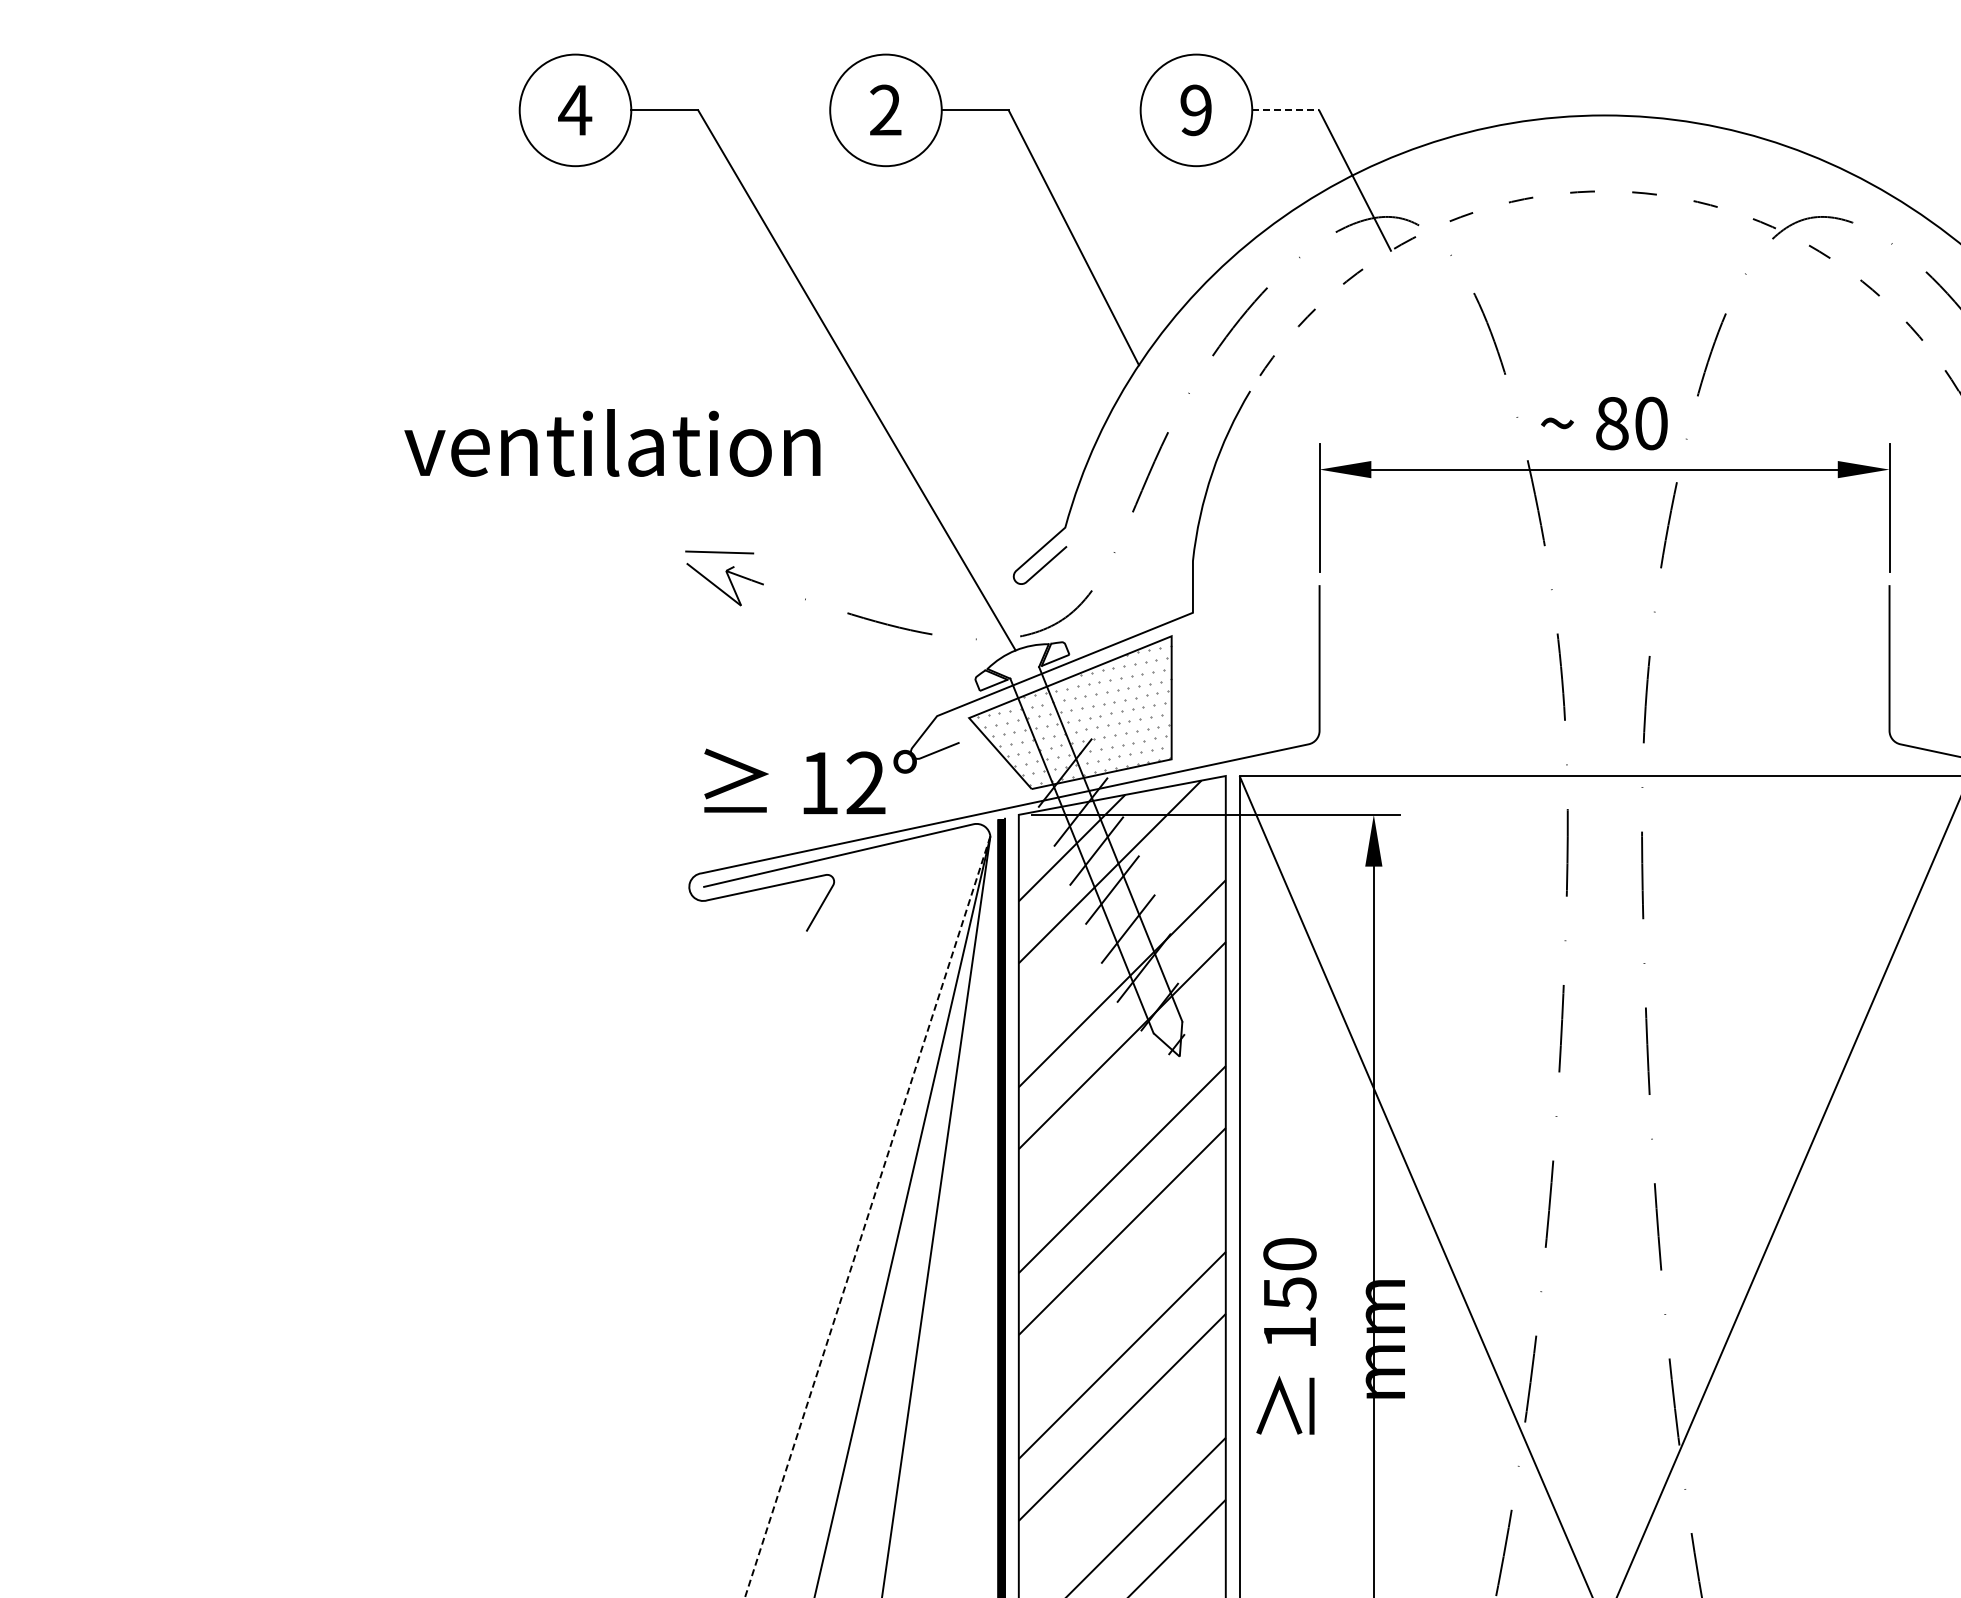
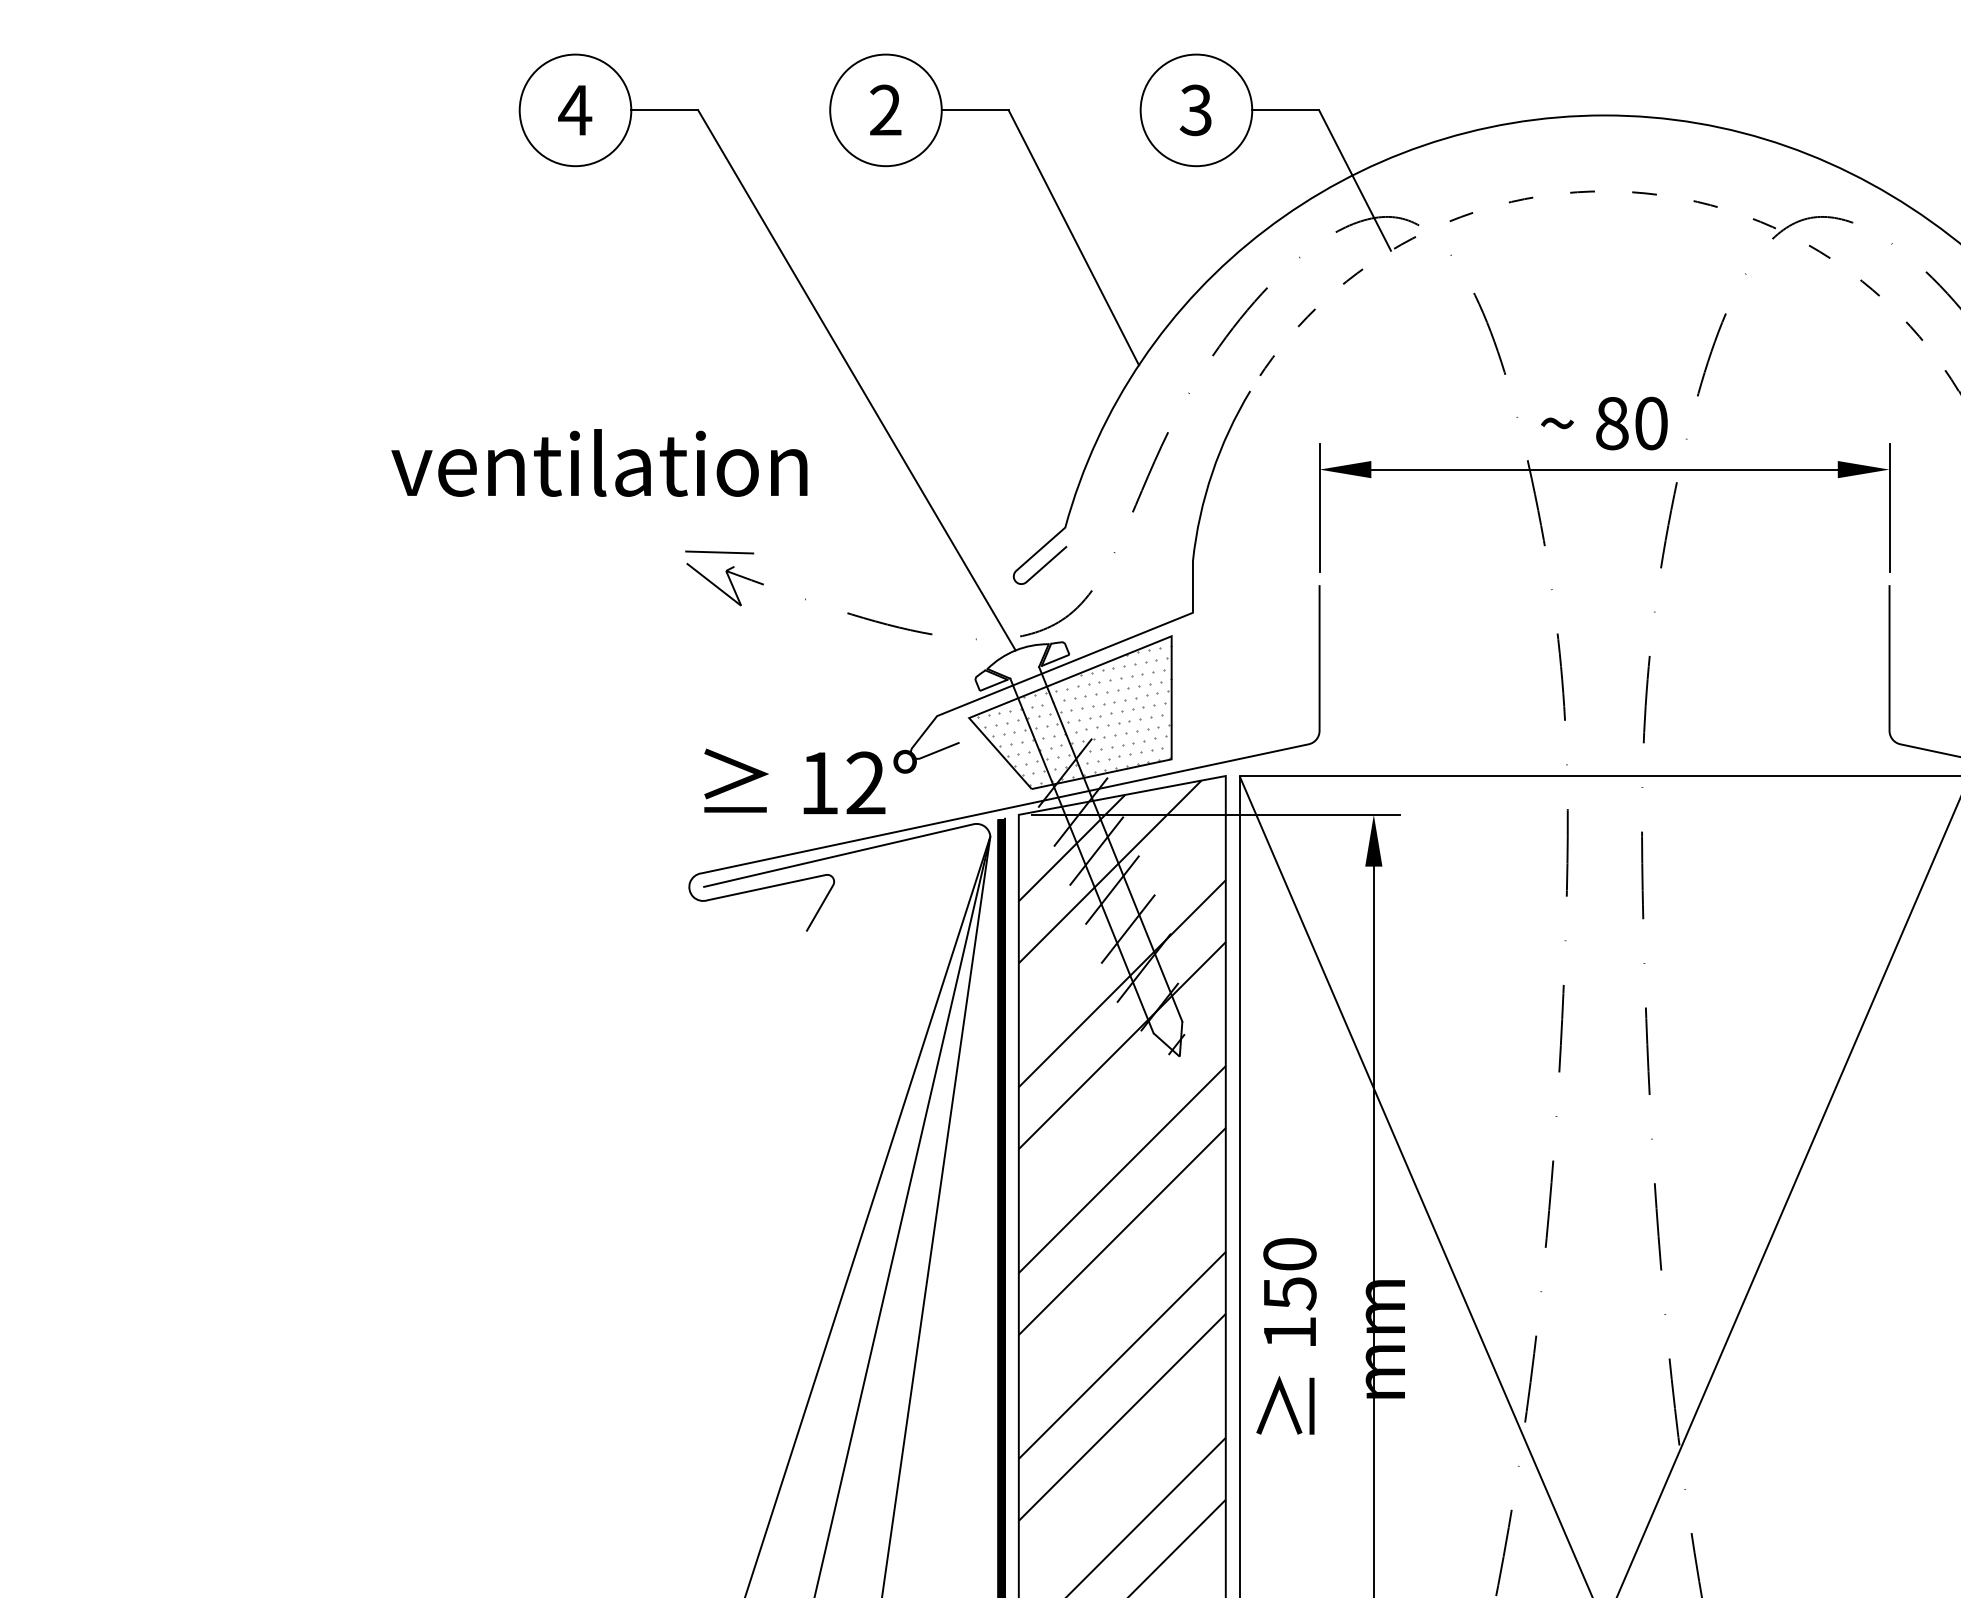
text: 9 -> 3 (1195, 110)
line: dashed -> solid (1286, 110)
text position: (612, 442) -> (599, 462) (599, 462)
line: dashed -> solid (867, 1217)
